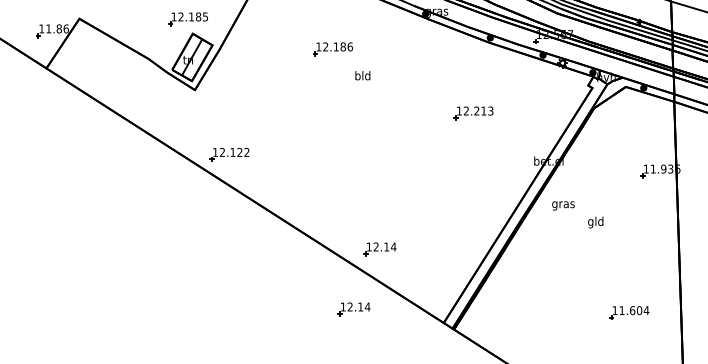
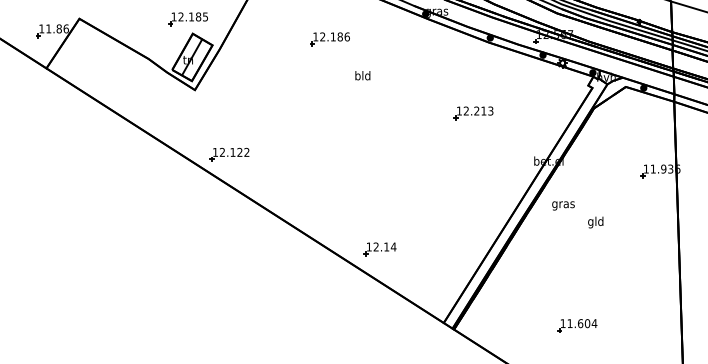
part position: (332, 49) -> (329, 39) (329, 39)
part: present -> none (353, 309)
part position: (629, 312) -> (577, 325) (577, 325)
